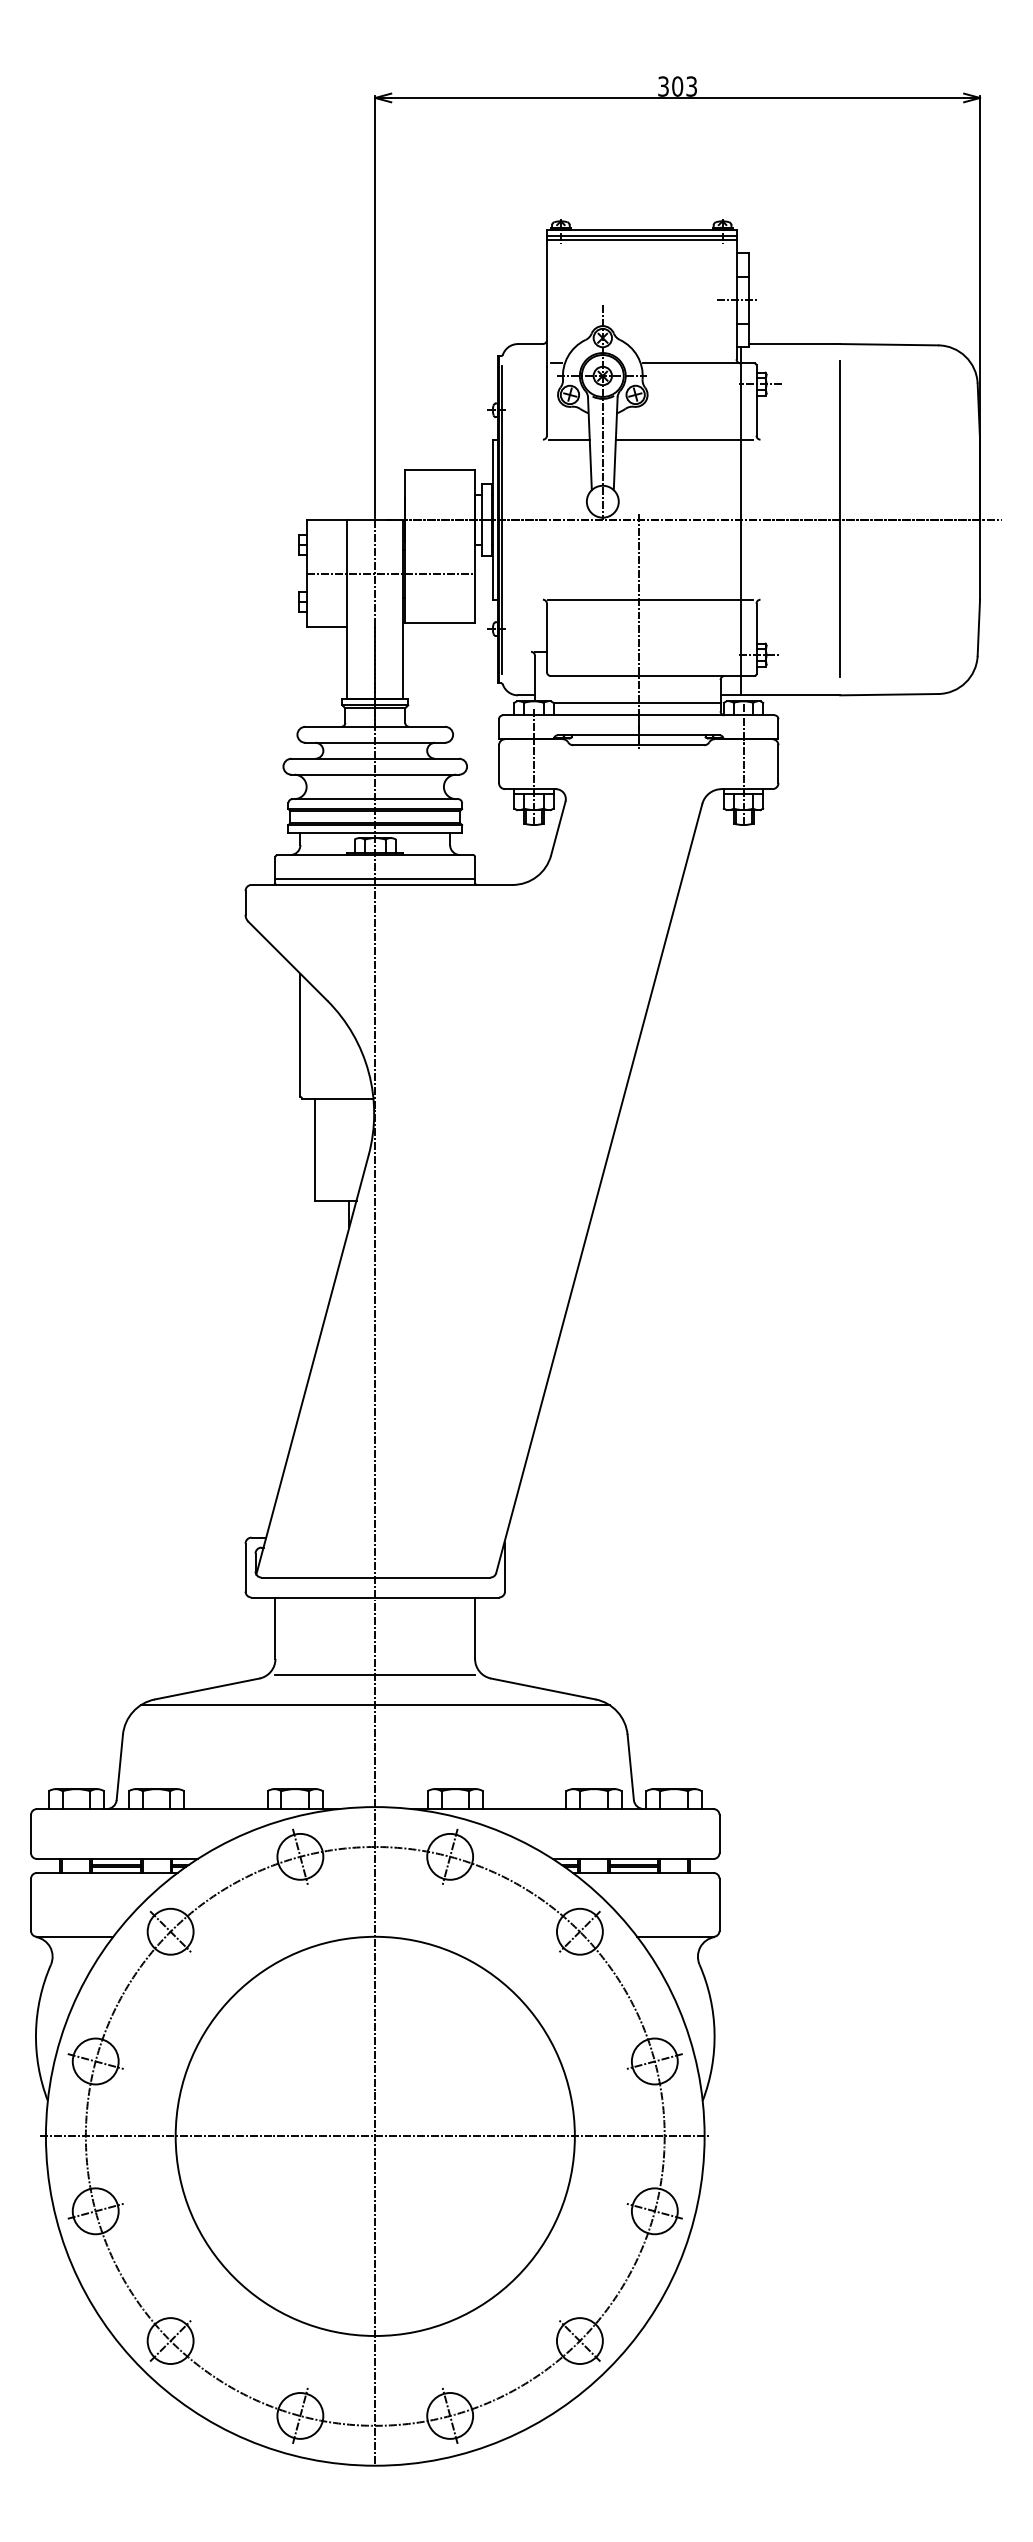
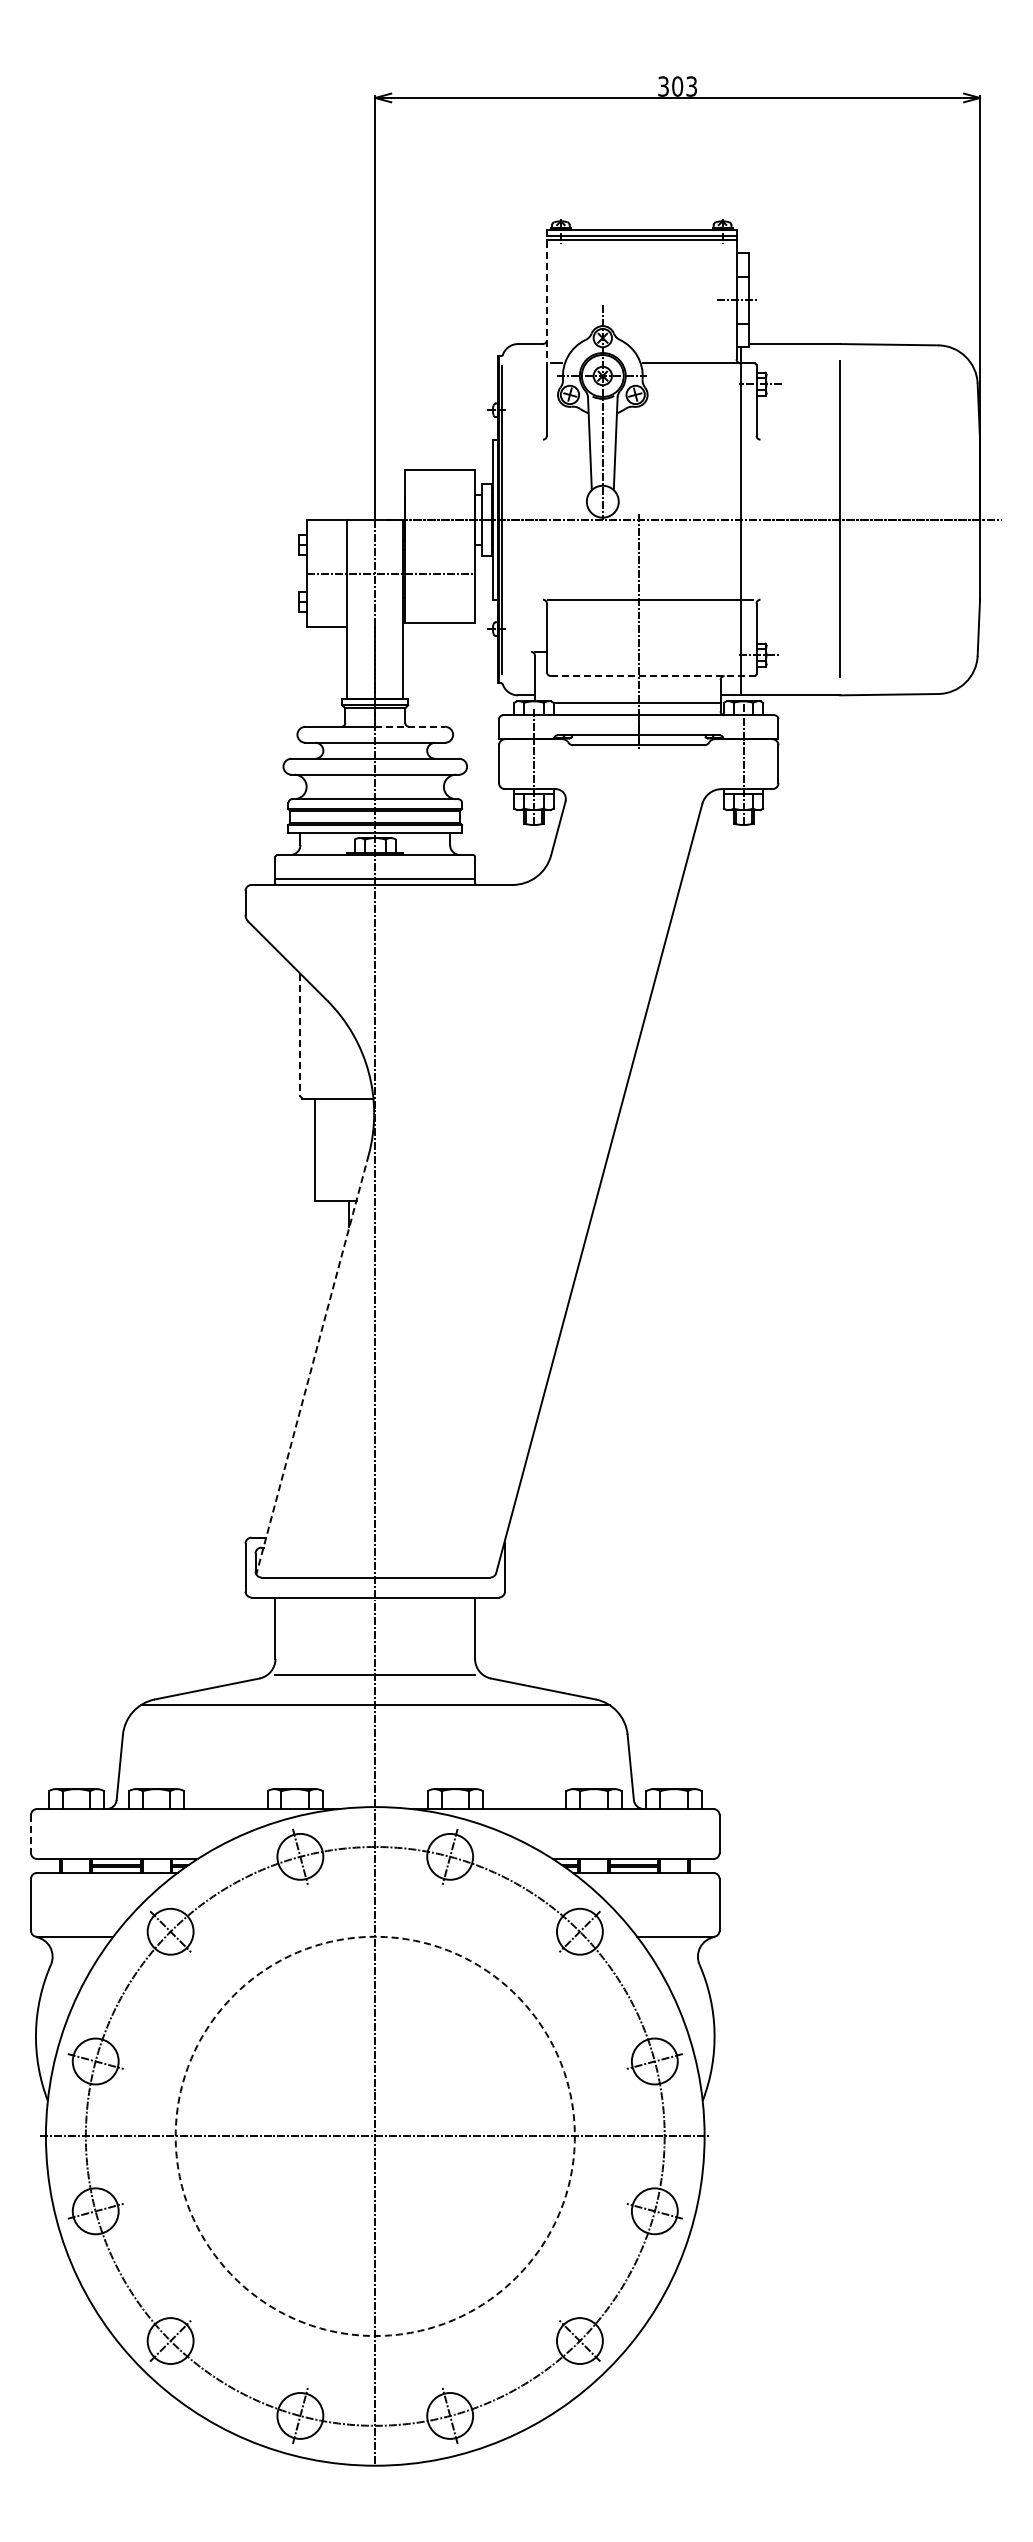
line: solid -> dashed (546, 298)
line: present -> none (569, 439)
line: present -> none (683, 439)
line: solid -> dashed (652, 676)
line: solid -> dashed (410, 726)
line: solid -> dashed (300, 1035)
line: solid -> dashed (312, 1365)
line: solid -> dashed (30, 1834)
circle: solid -> dashed (374, 2136)
